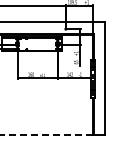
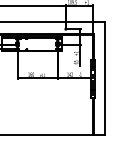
line: dashed -> solid (46, 135)
